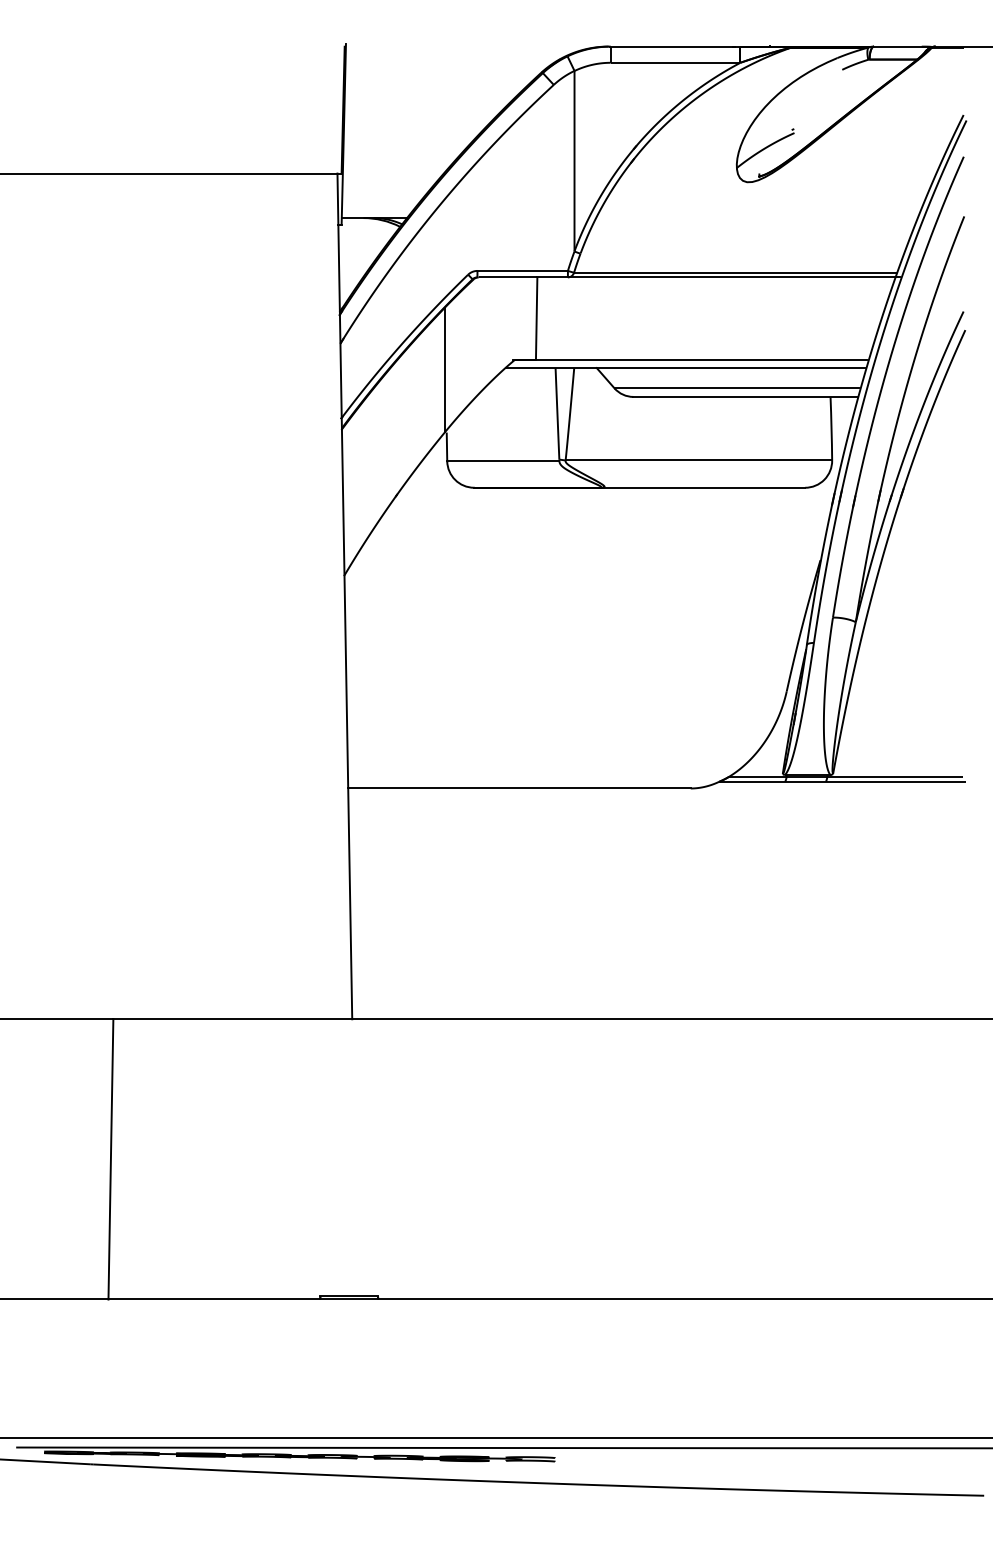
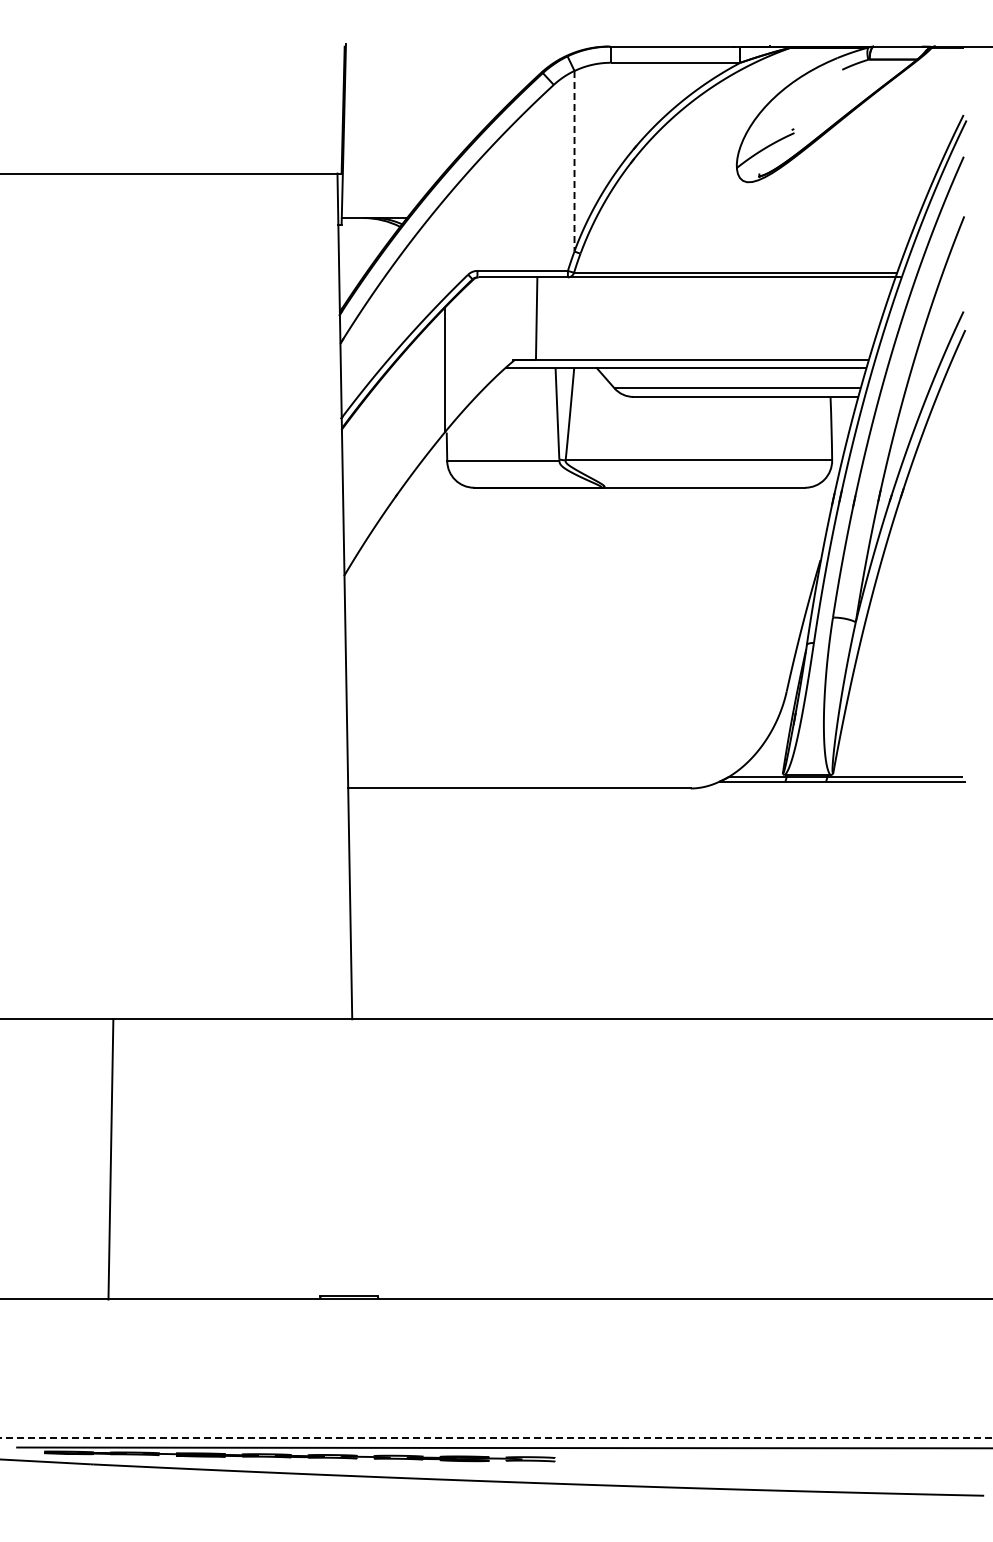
line: solid -> dashed (574, 161)
line: solid -> dashed (496, 1438)
